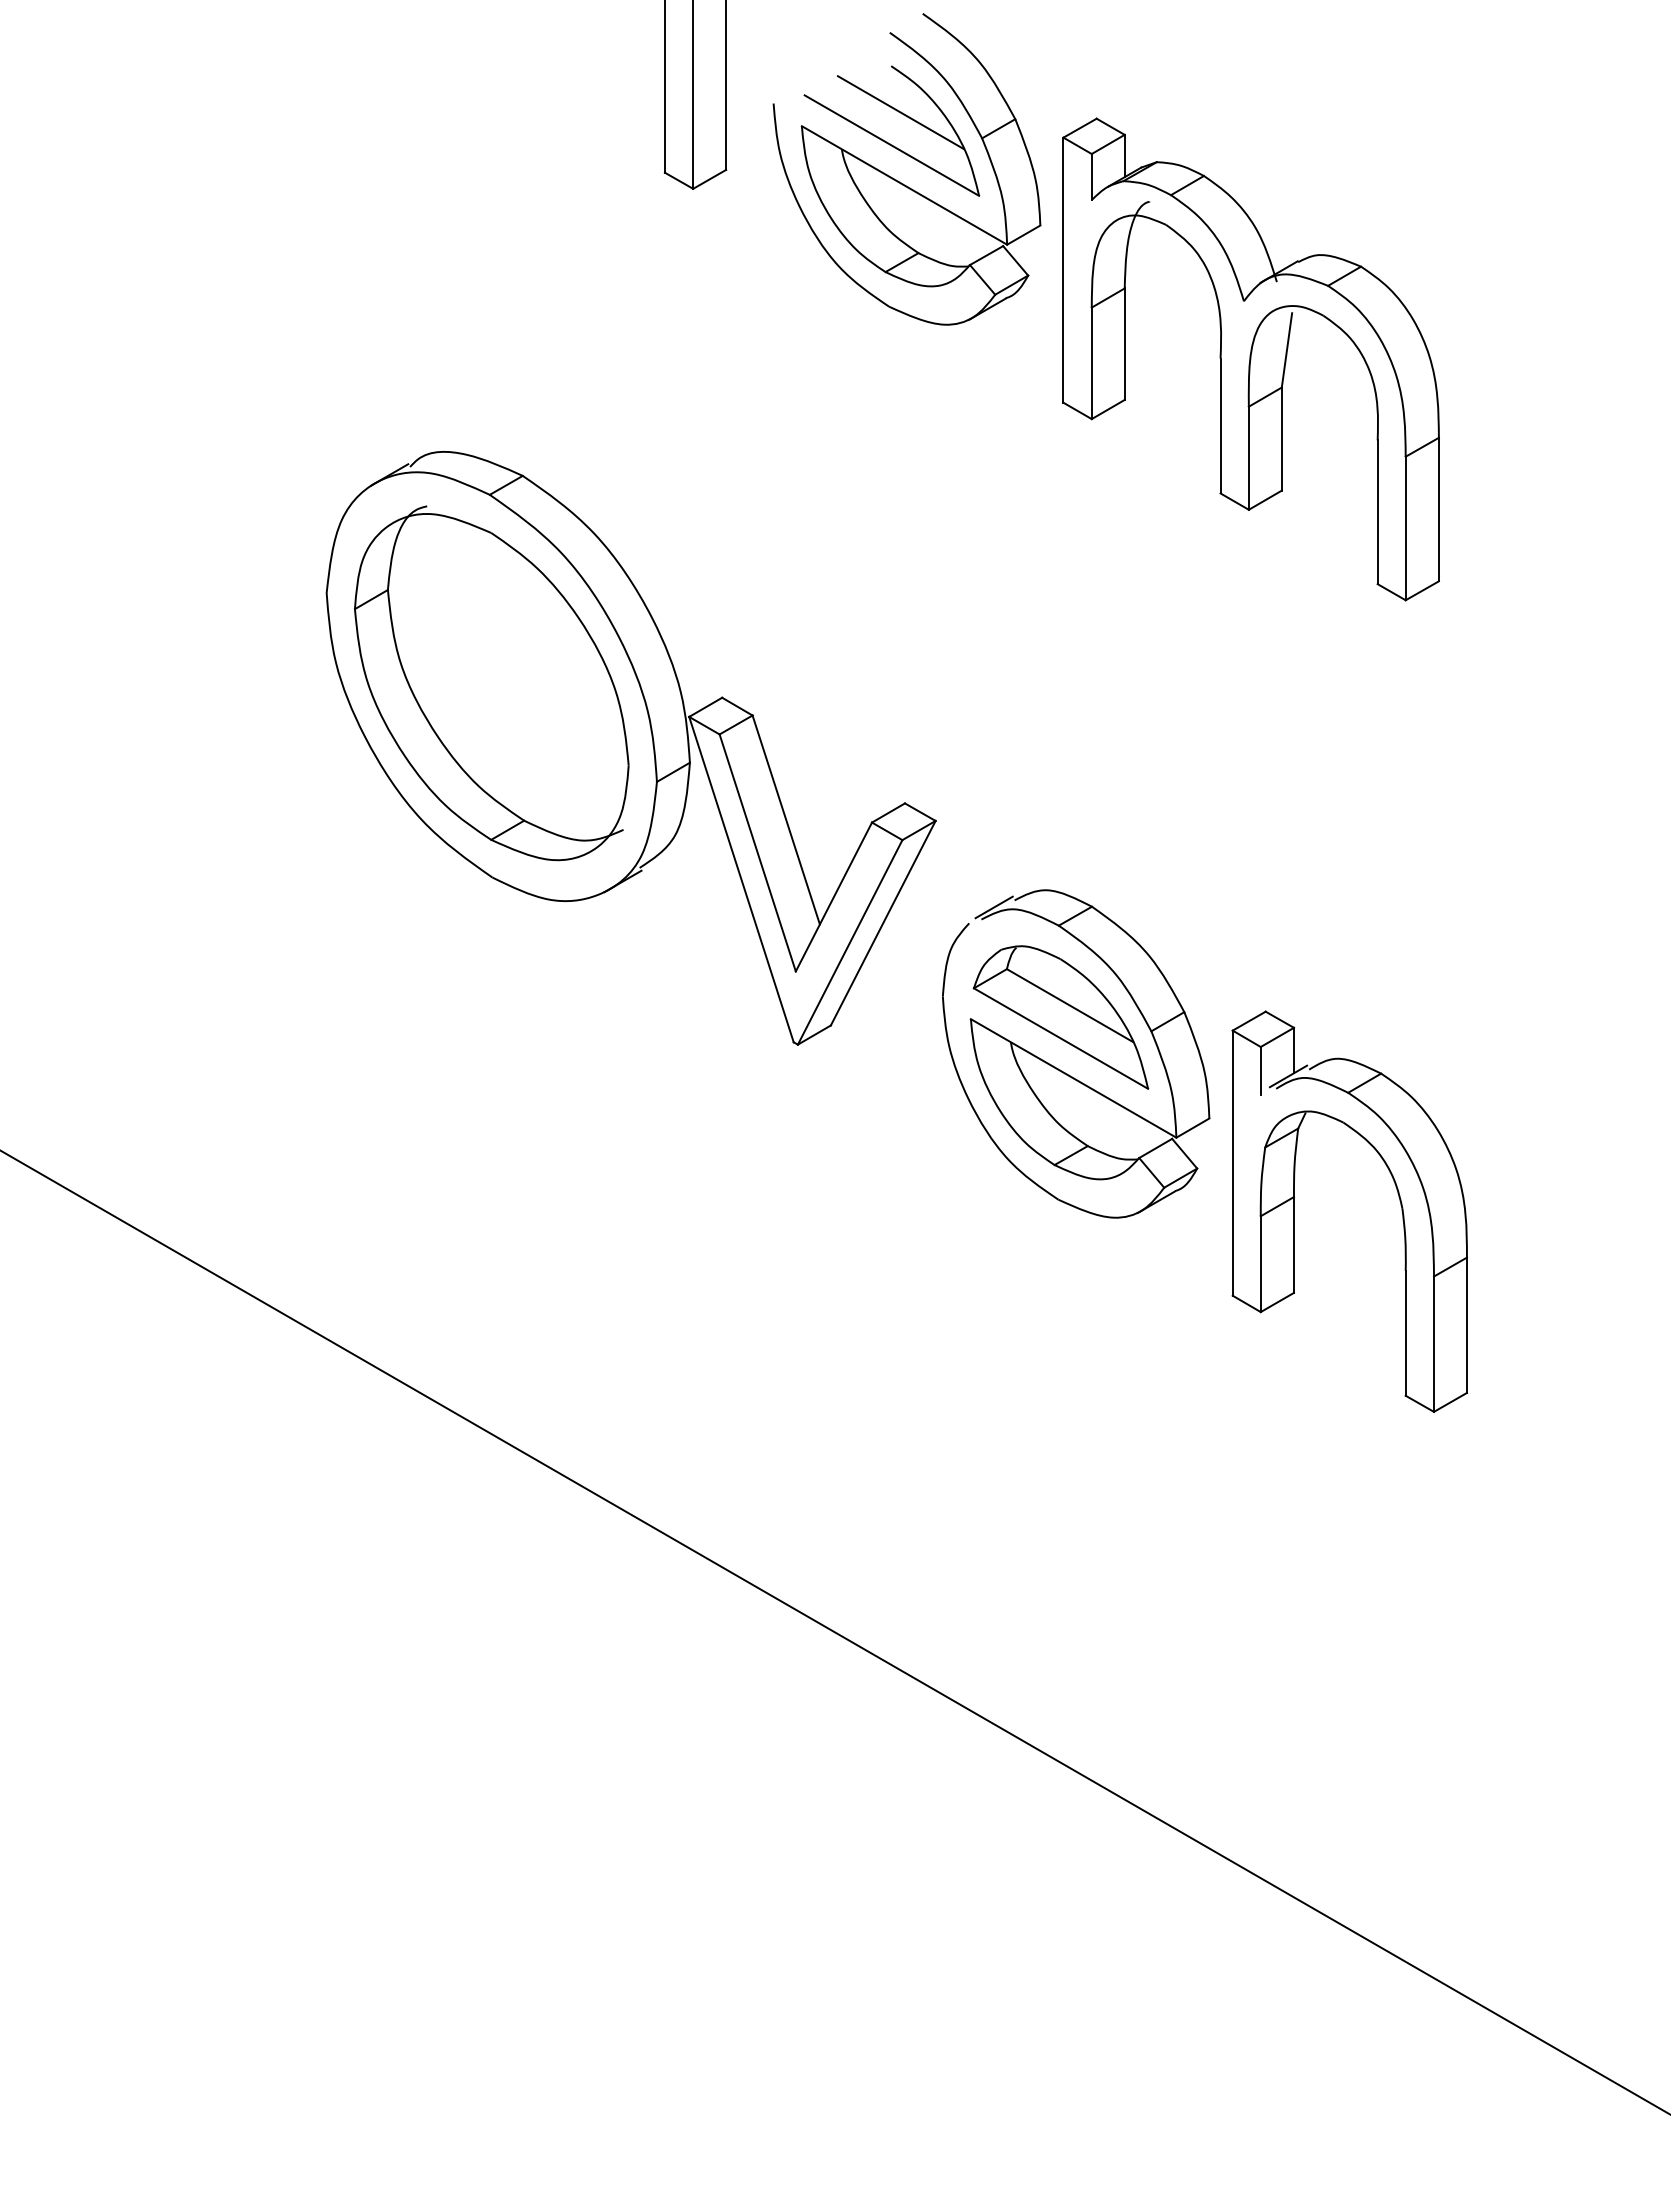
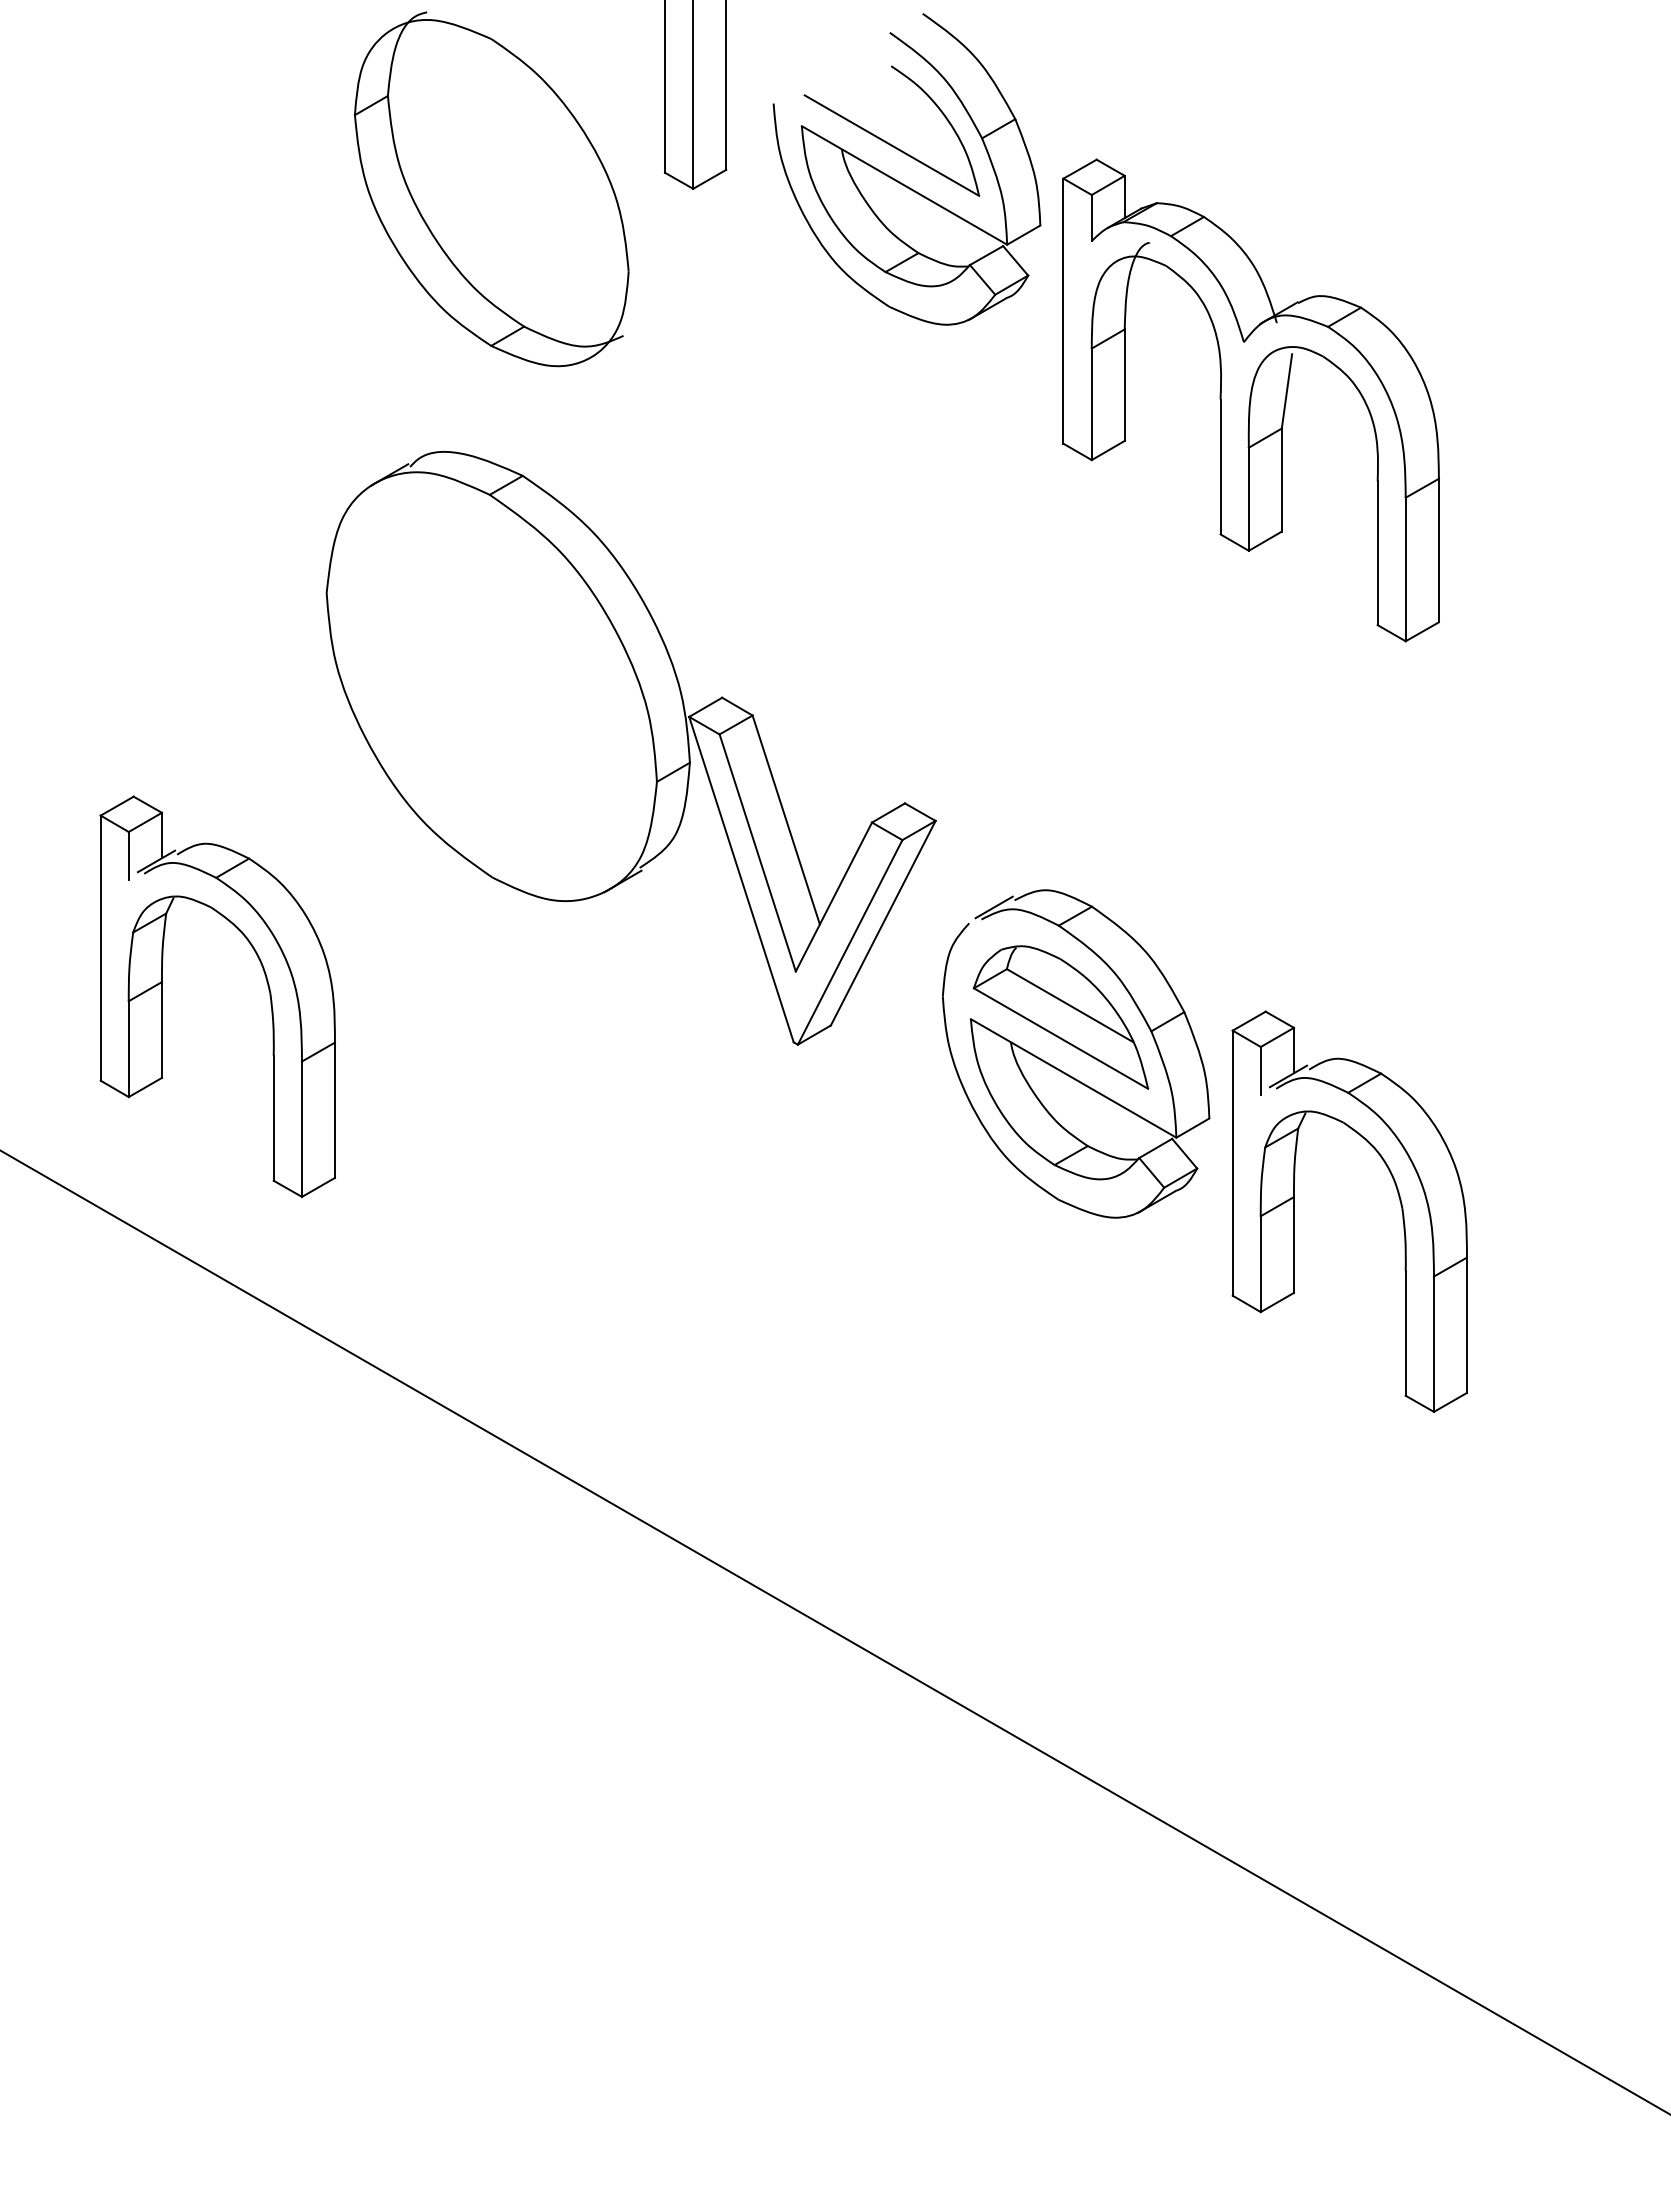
line: present -> none (900, 112)
part position: (1250, 359) -> (1250, 400) (1250, 400)
part position: (491, 683) -> (491, 189) (491, 189)
part: none -> present (266, 982)
